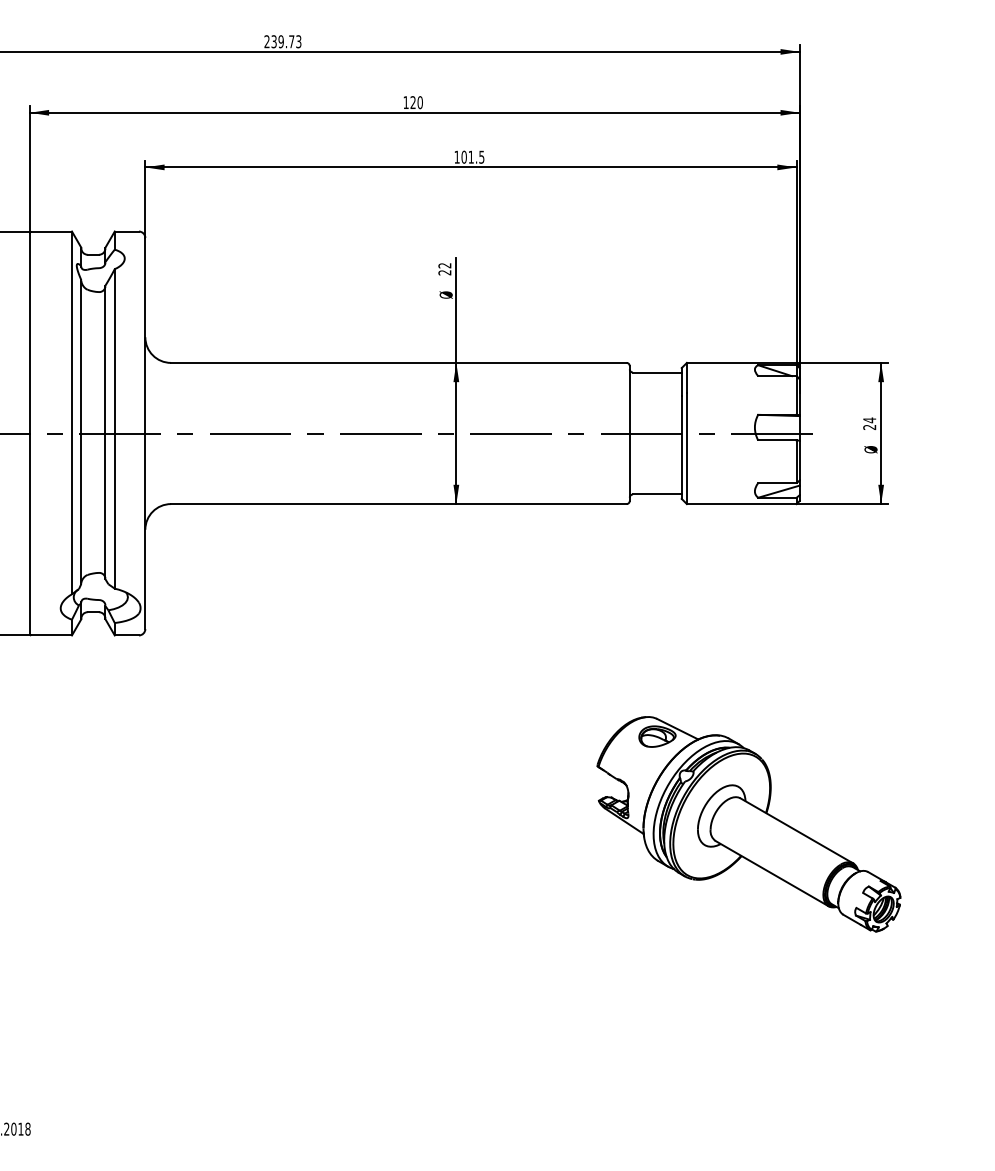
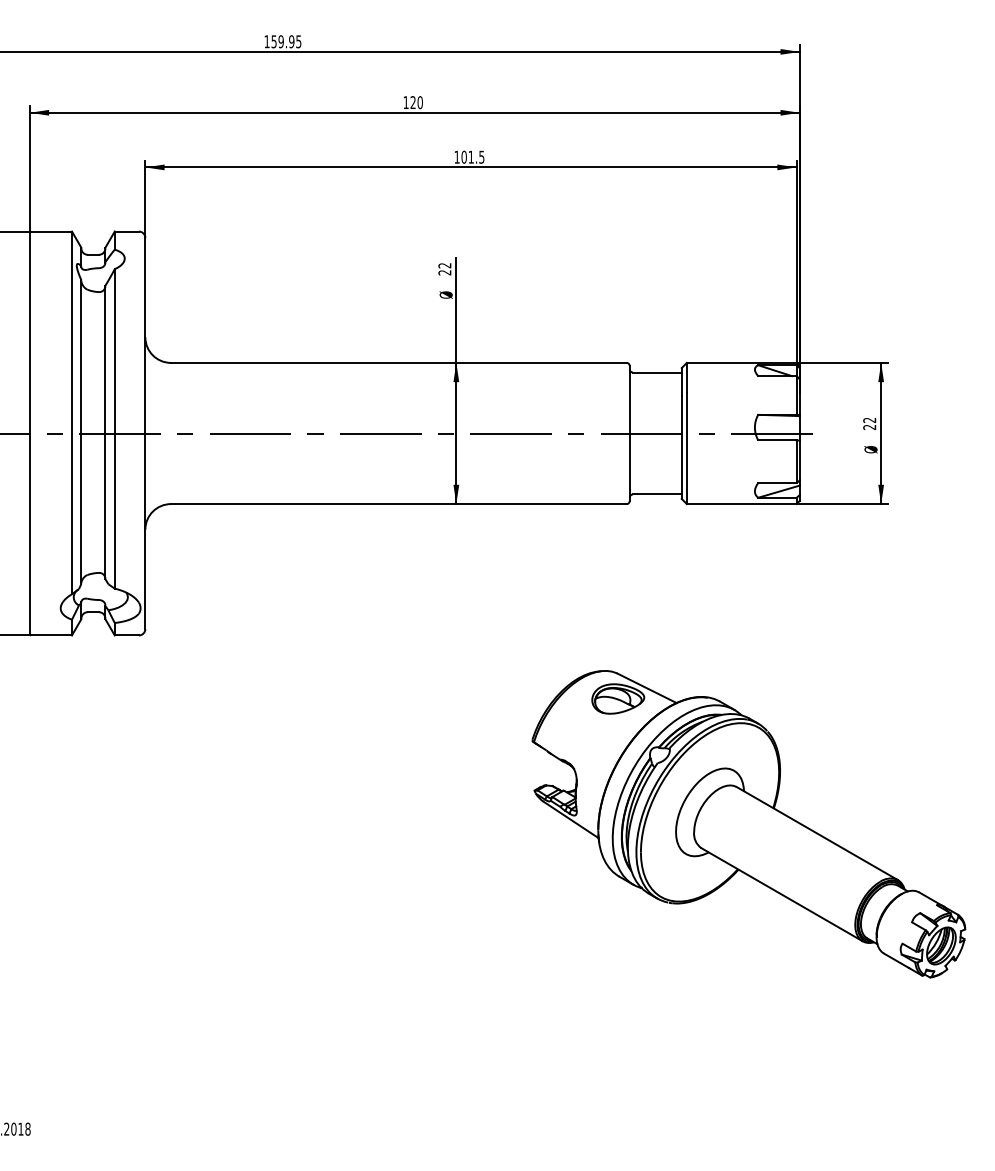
text: 239.73 -> 159.95 (282, 41)
text: 24 -> 22 (869, 420)
part size: 306x217 px -> 436x309 px (748, 824)
